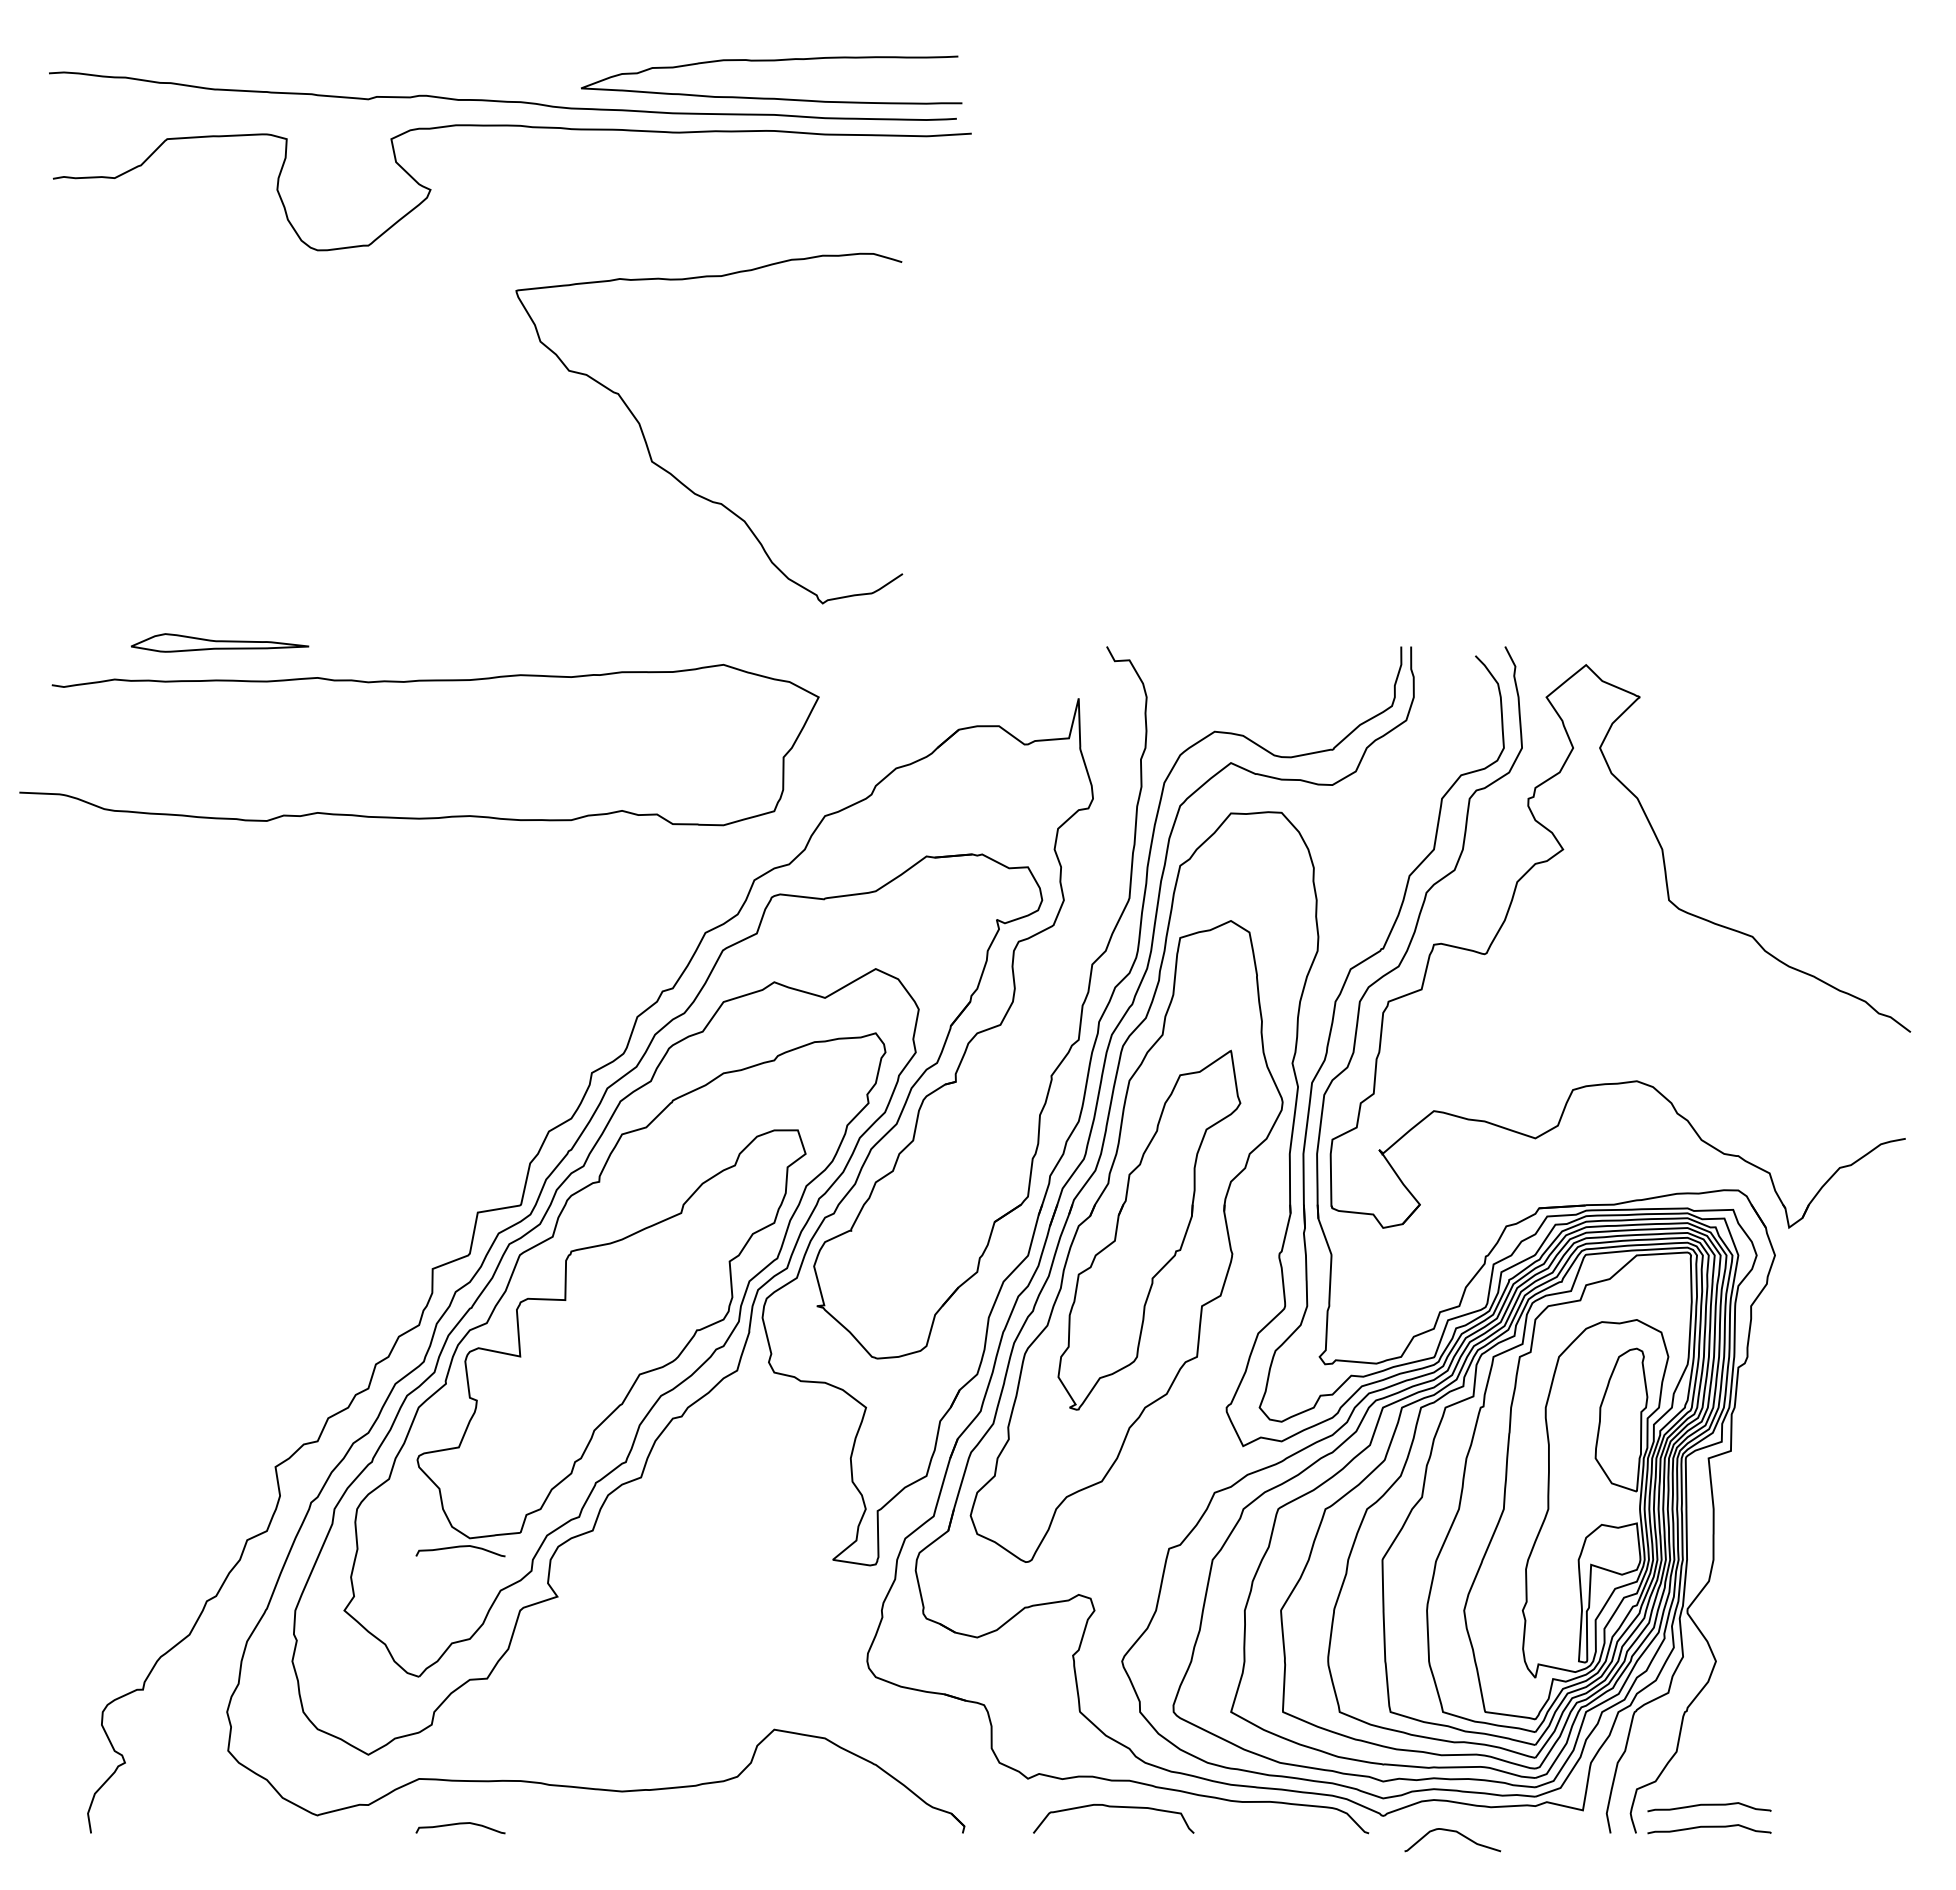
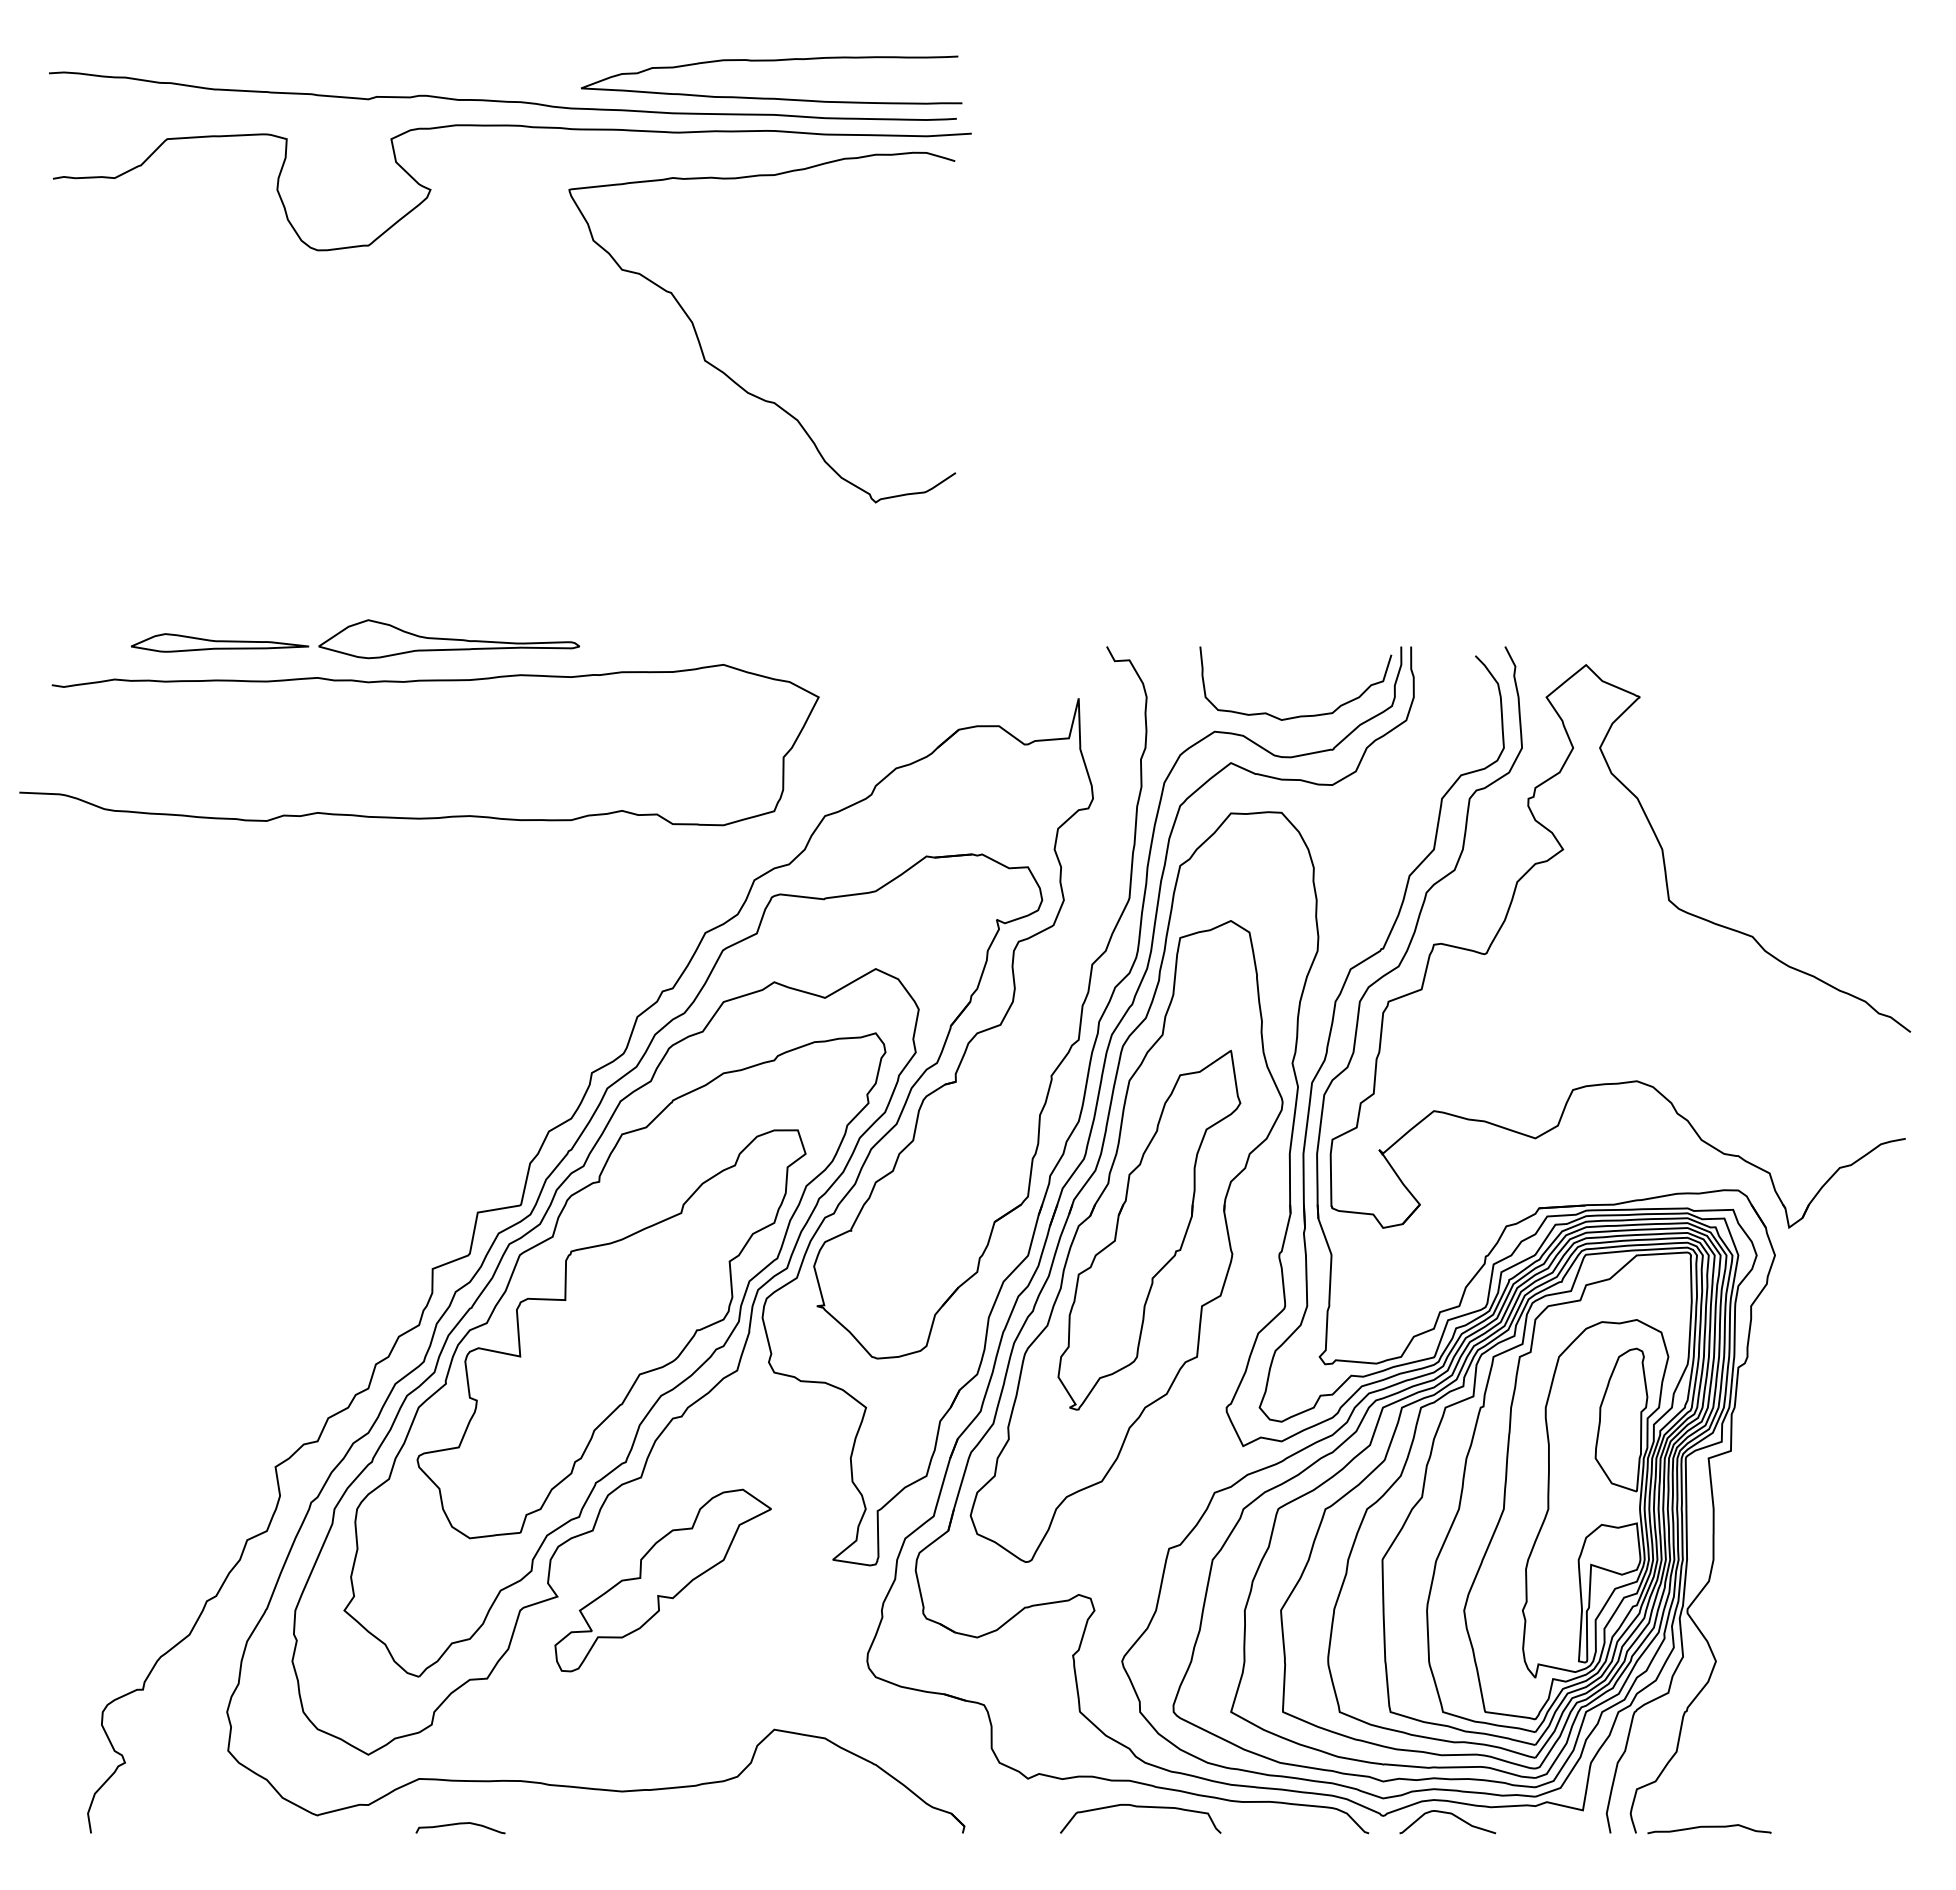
curve position: (674, 475) -> (727, 374) (727, 374)
part: none -> present (448, 639)
curve: none -> present (1299, 715)
curve: present -> none (460, 1547)
part: none -> present (662, 1580)
curve: present -> none (1709, 1805)
curve position: (1113, 1807) -> (1140, 1807) (1140, 1807)
curve position: (1454, 1832) -> (1449, 1814) (1449, 1814)
